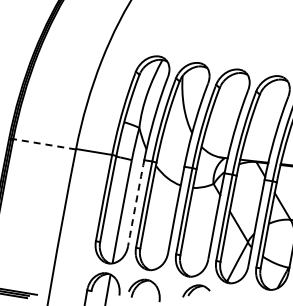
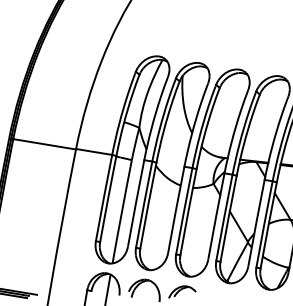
line: dashed -> solid (44, 144)
arc: dashed -> solid (136, 203)
part position: (196, 290) -> (182, 291) (182, 291)
